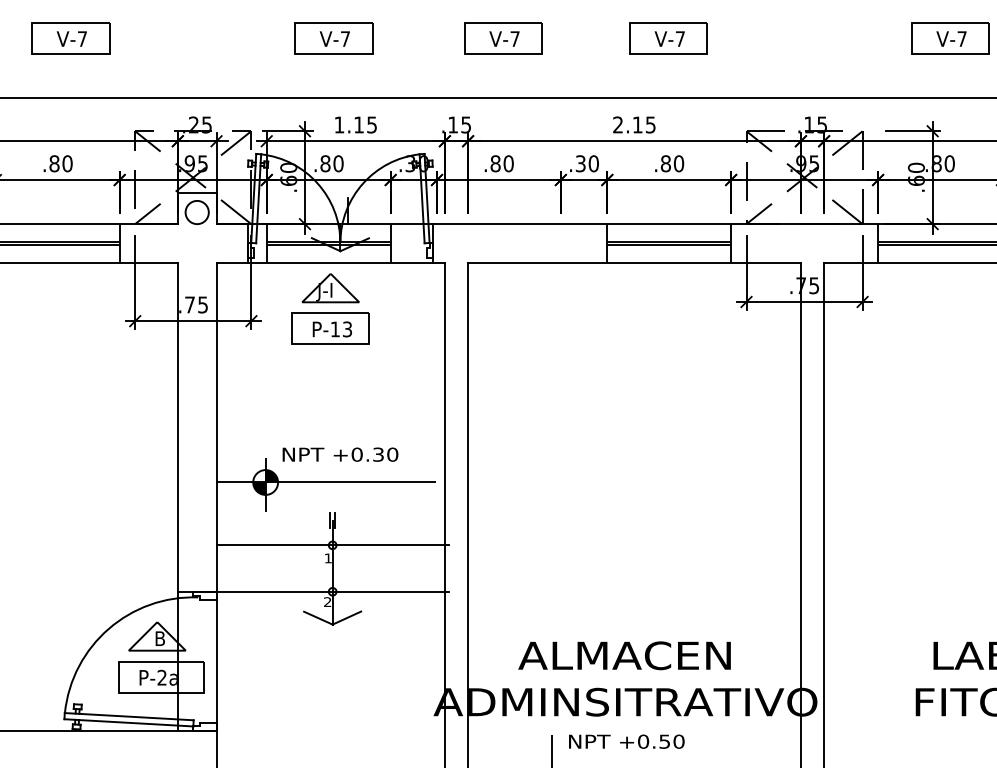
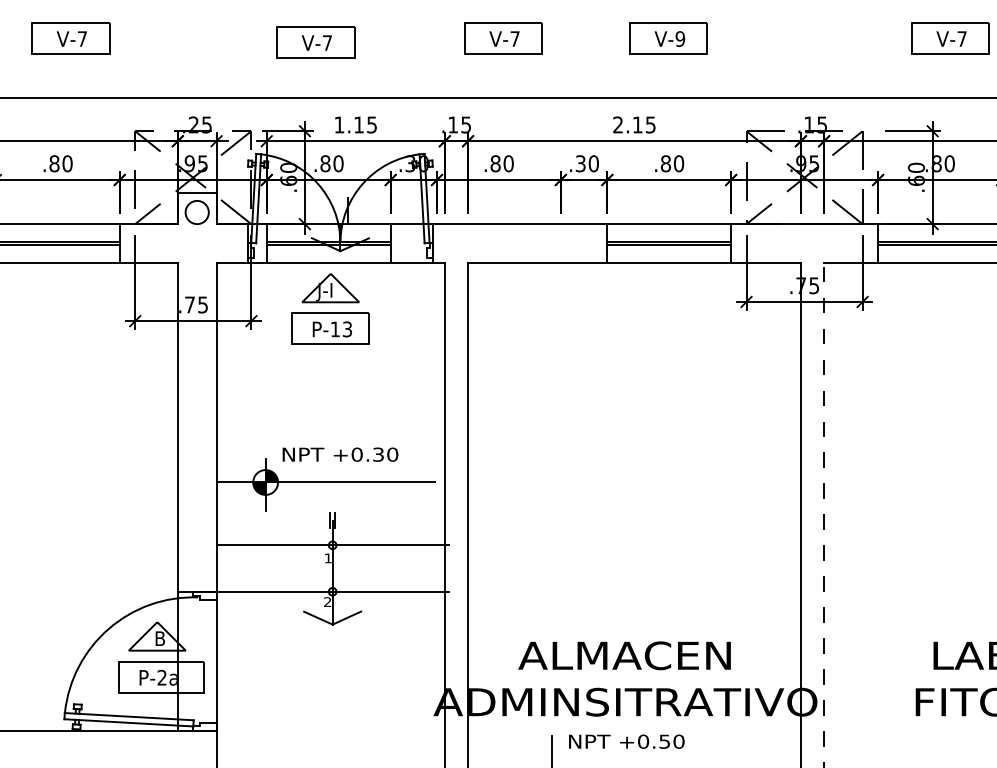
part position: (333, 38) -> (315, 42) (315, 42)
text: V-7 -> V-9 (680, 38)
line: solid -> dashed (824, 514)
